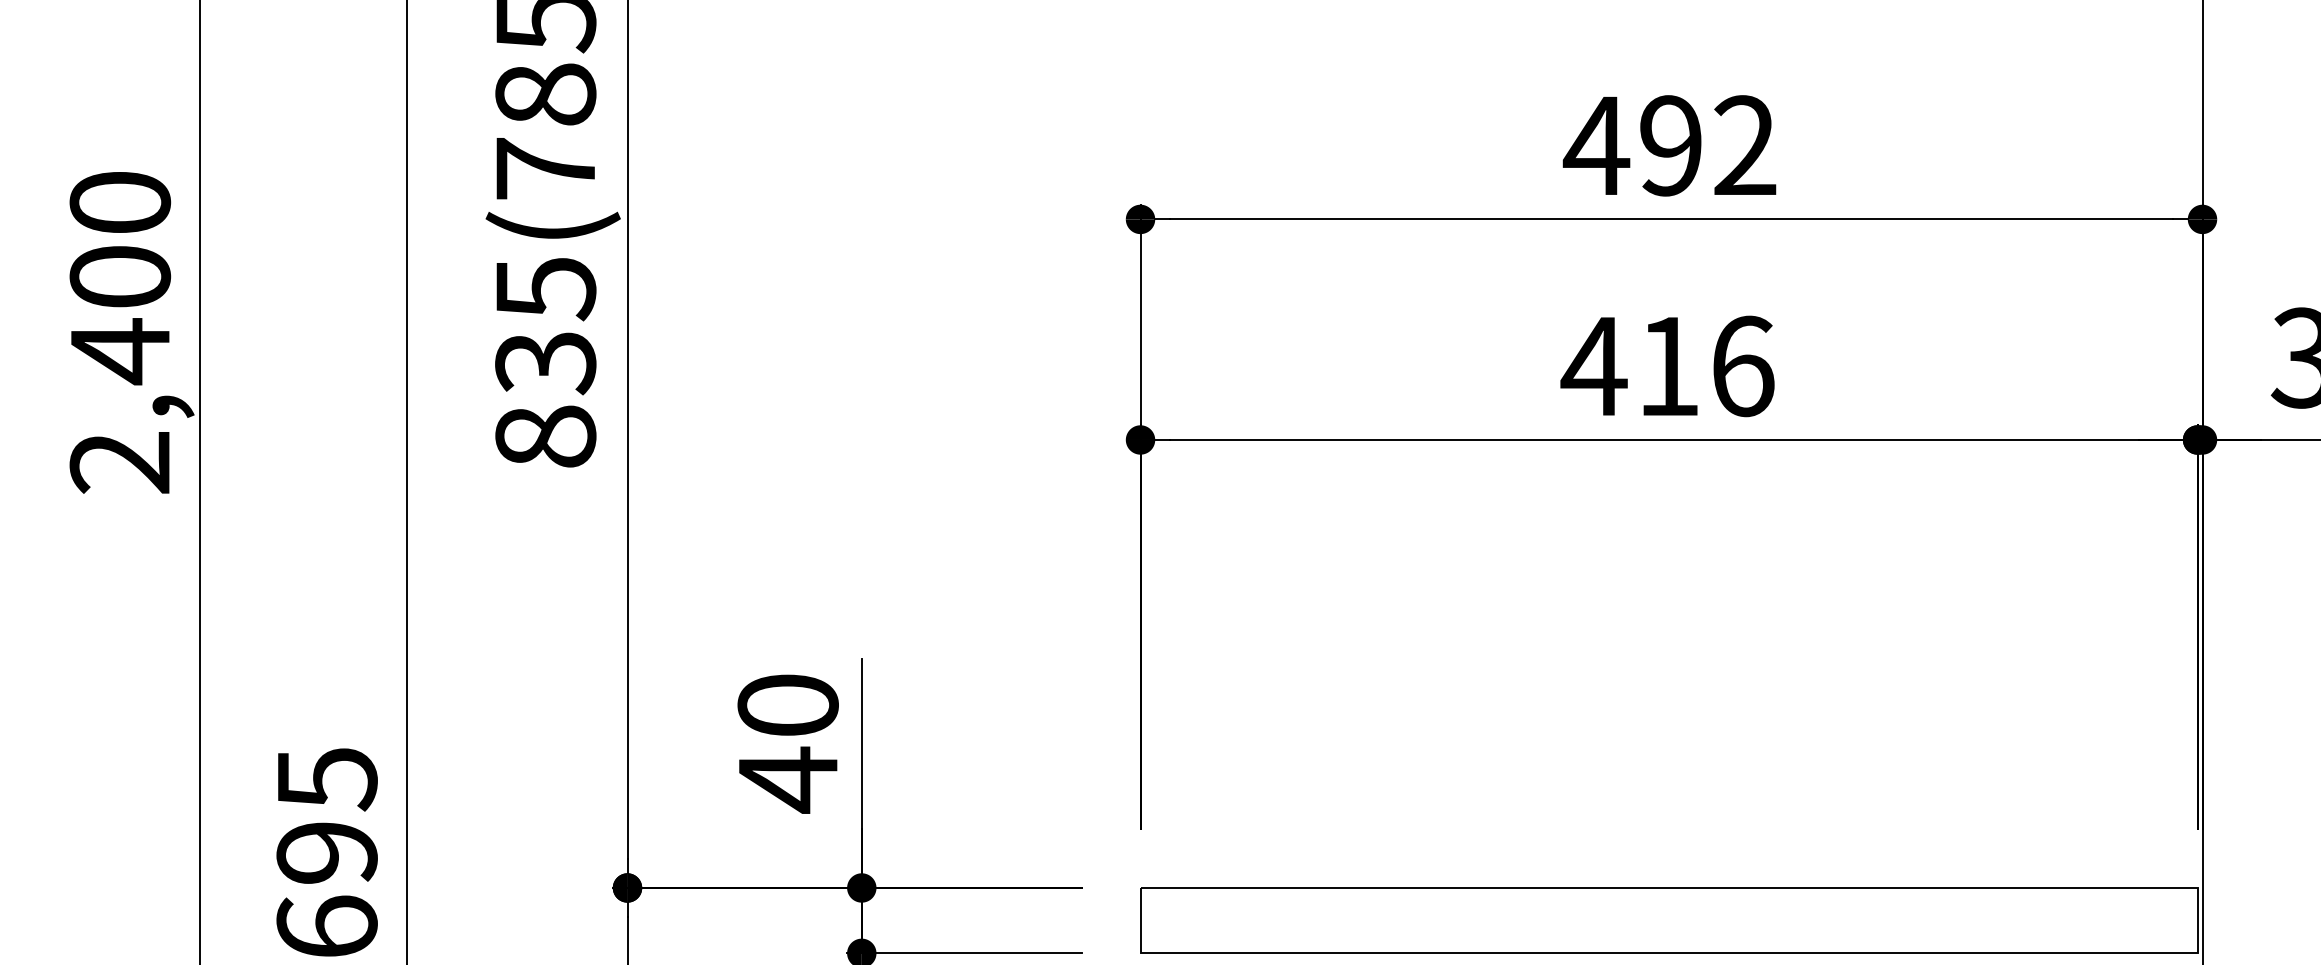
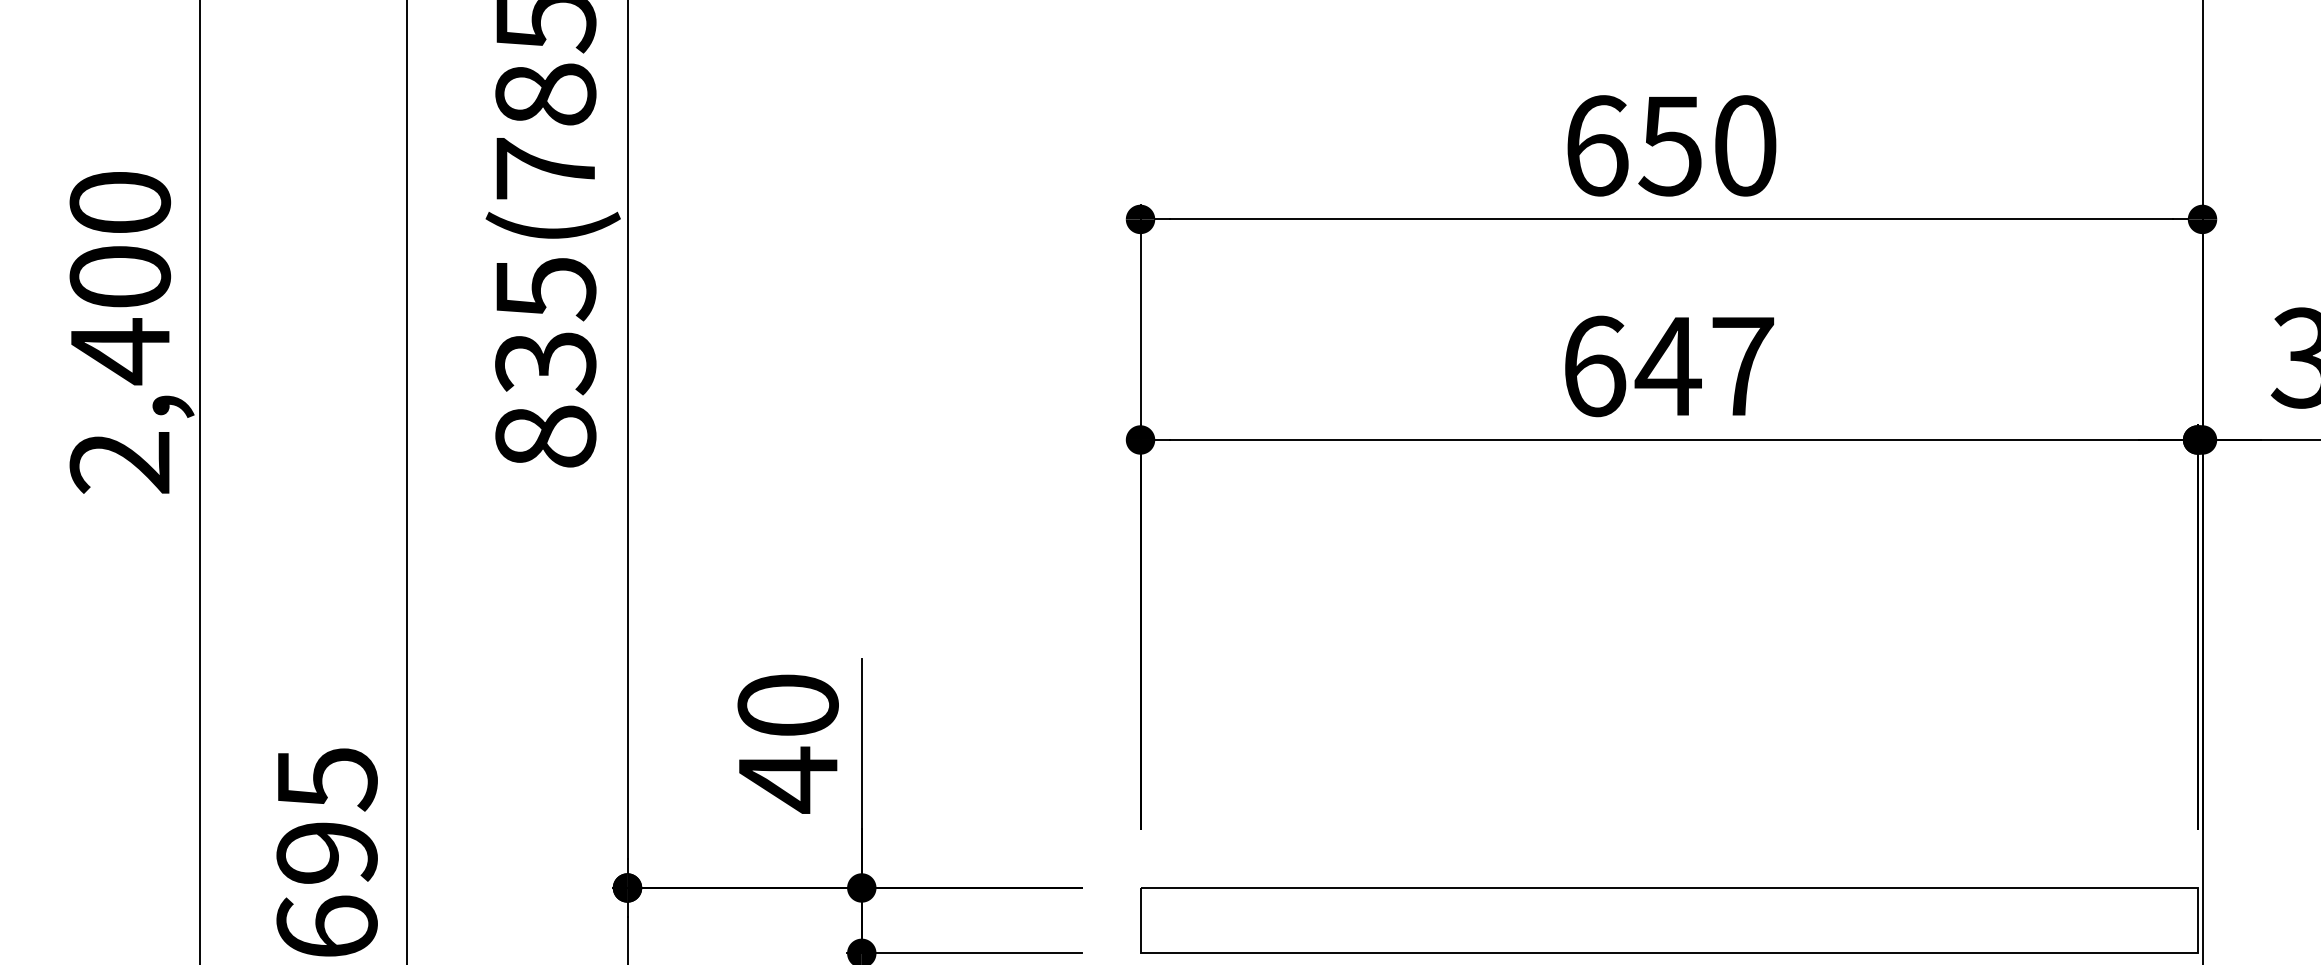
text: 492 -> 650 (1669, 145)
text: 416 -> 647 (1667, 366)
